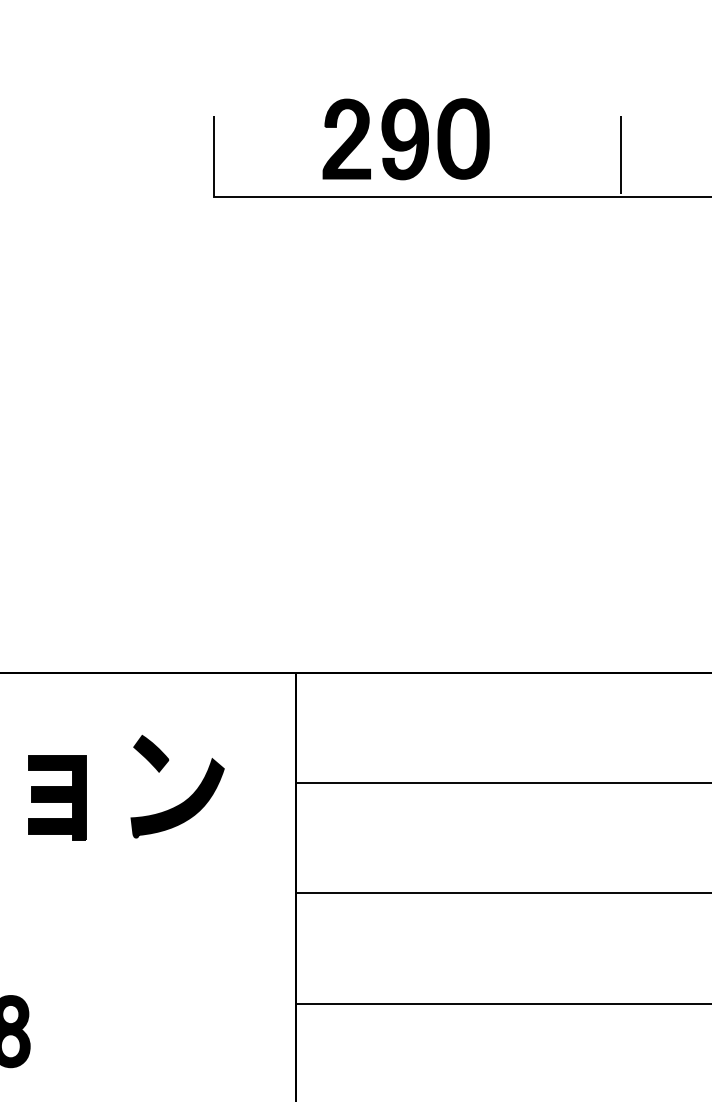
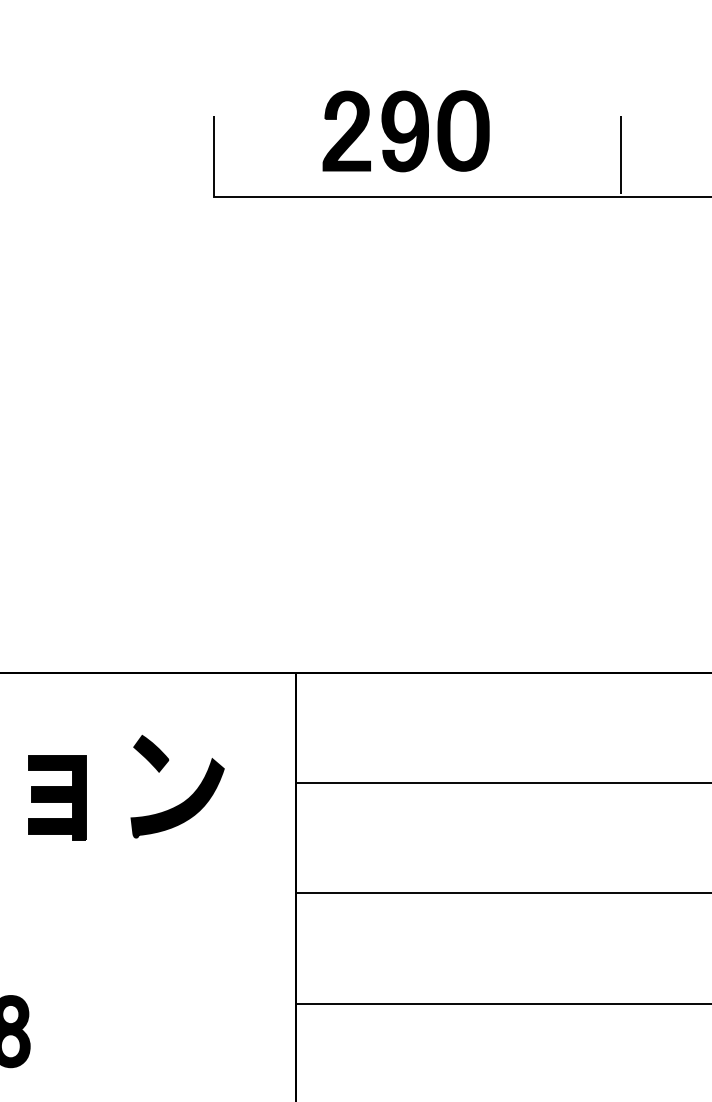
part position: (405, 139) -> (405, 131) (405, 131)
